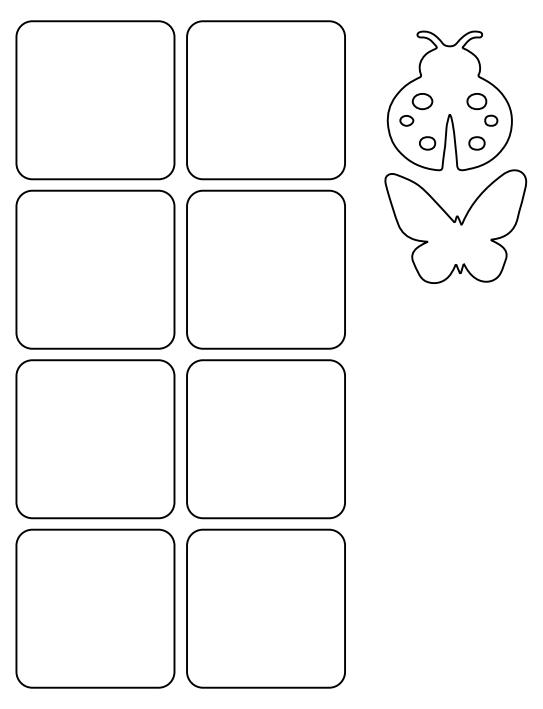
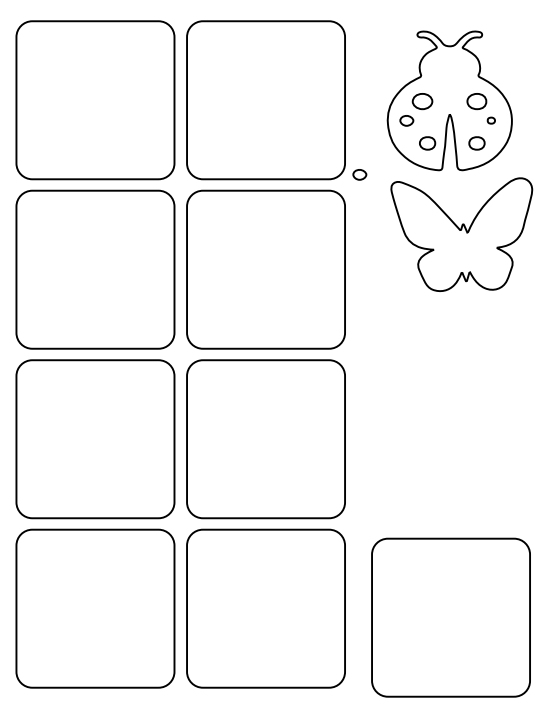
part size: 15x13 px -> 10x9 px (490, 120)
part: none -> present (359, 174)
part position: (455, 226) -> (461, 234) (461, 234)
part: none -> present (450, 617)
